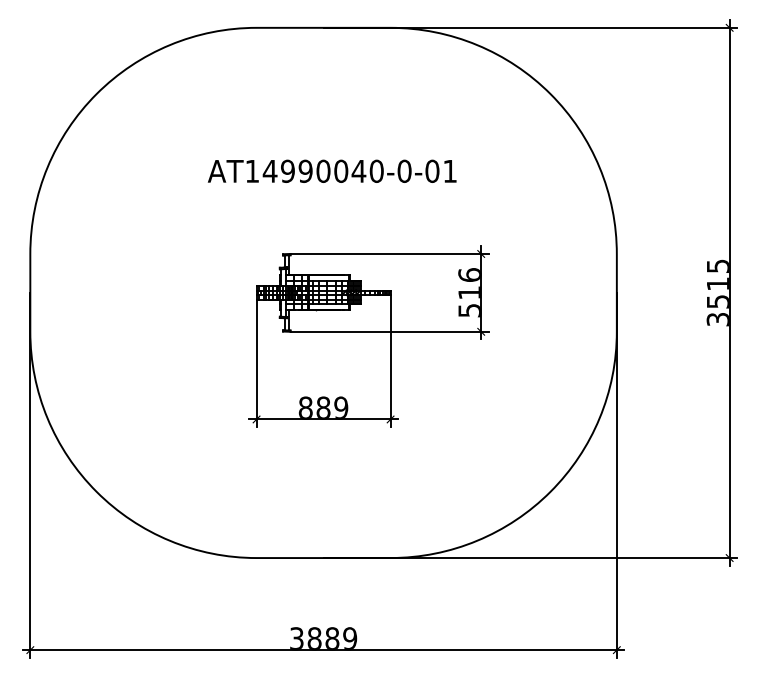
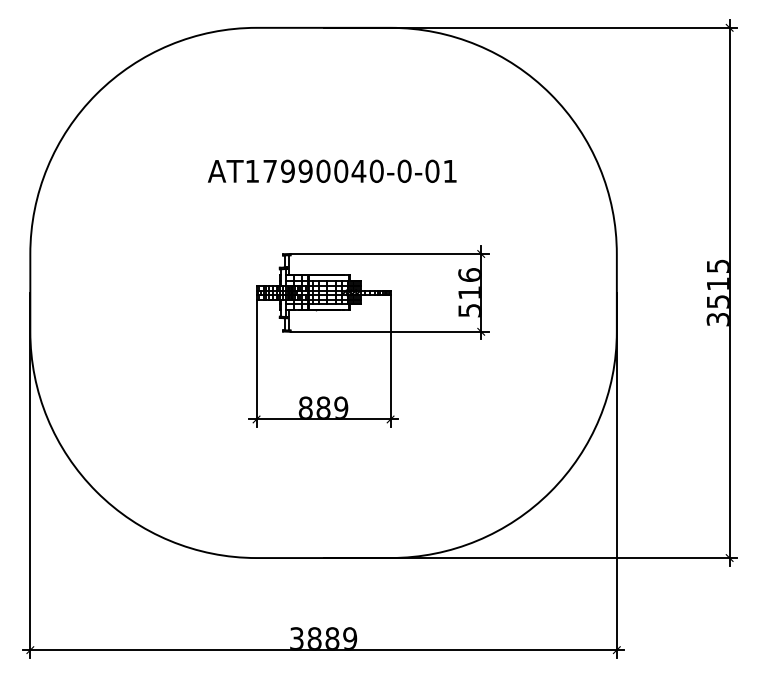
text: AT14990040-0-01 -> AT17990040-0-01 (269, 171)
